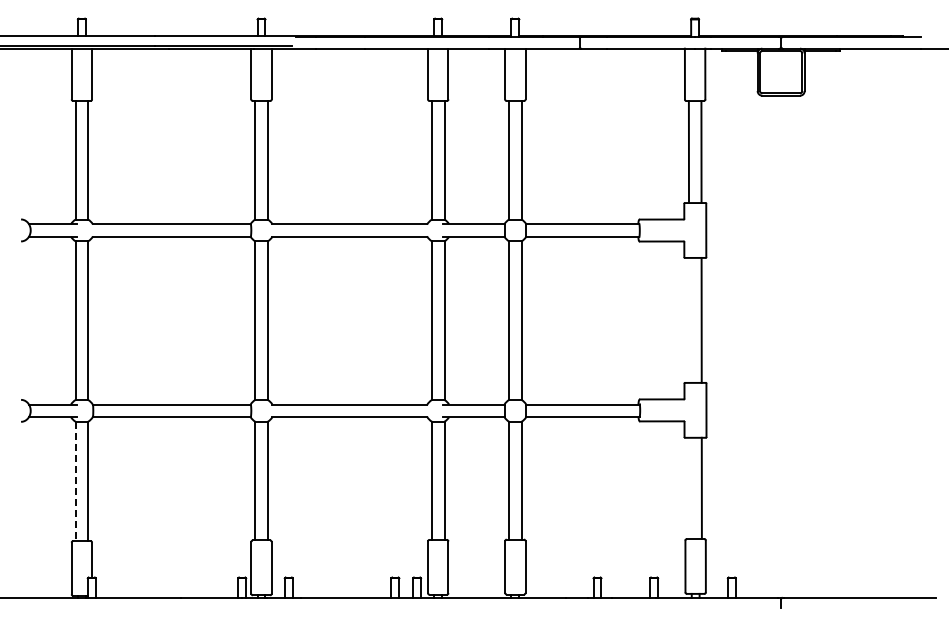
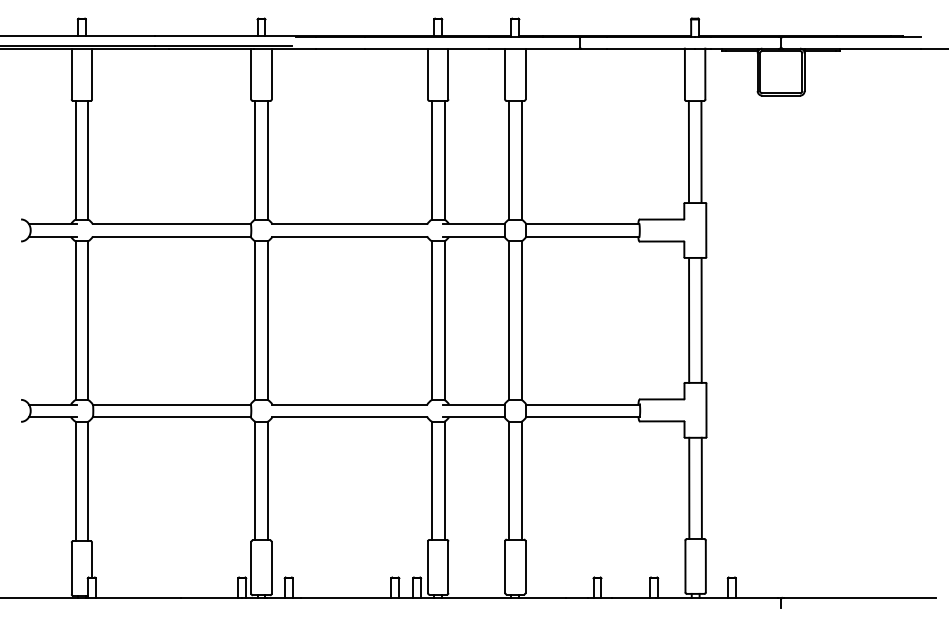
line: none -> present (689, 319)
line: dashed -> solid (75, 481)
line: none -> present (689, 488)
